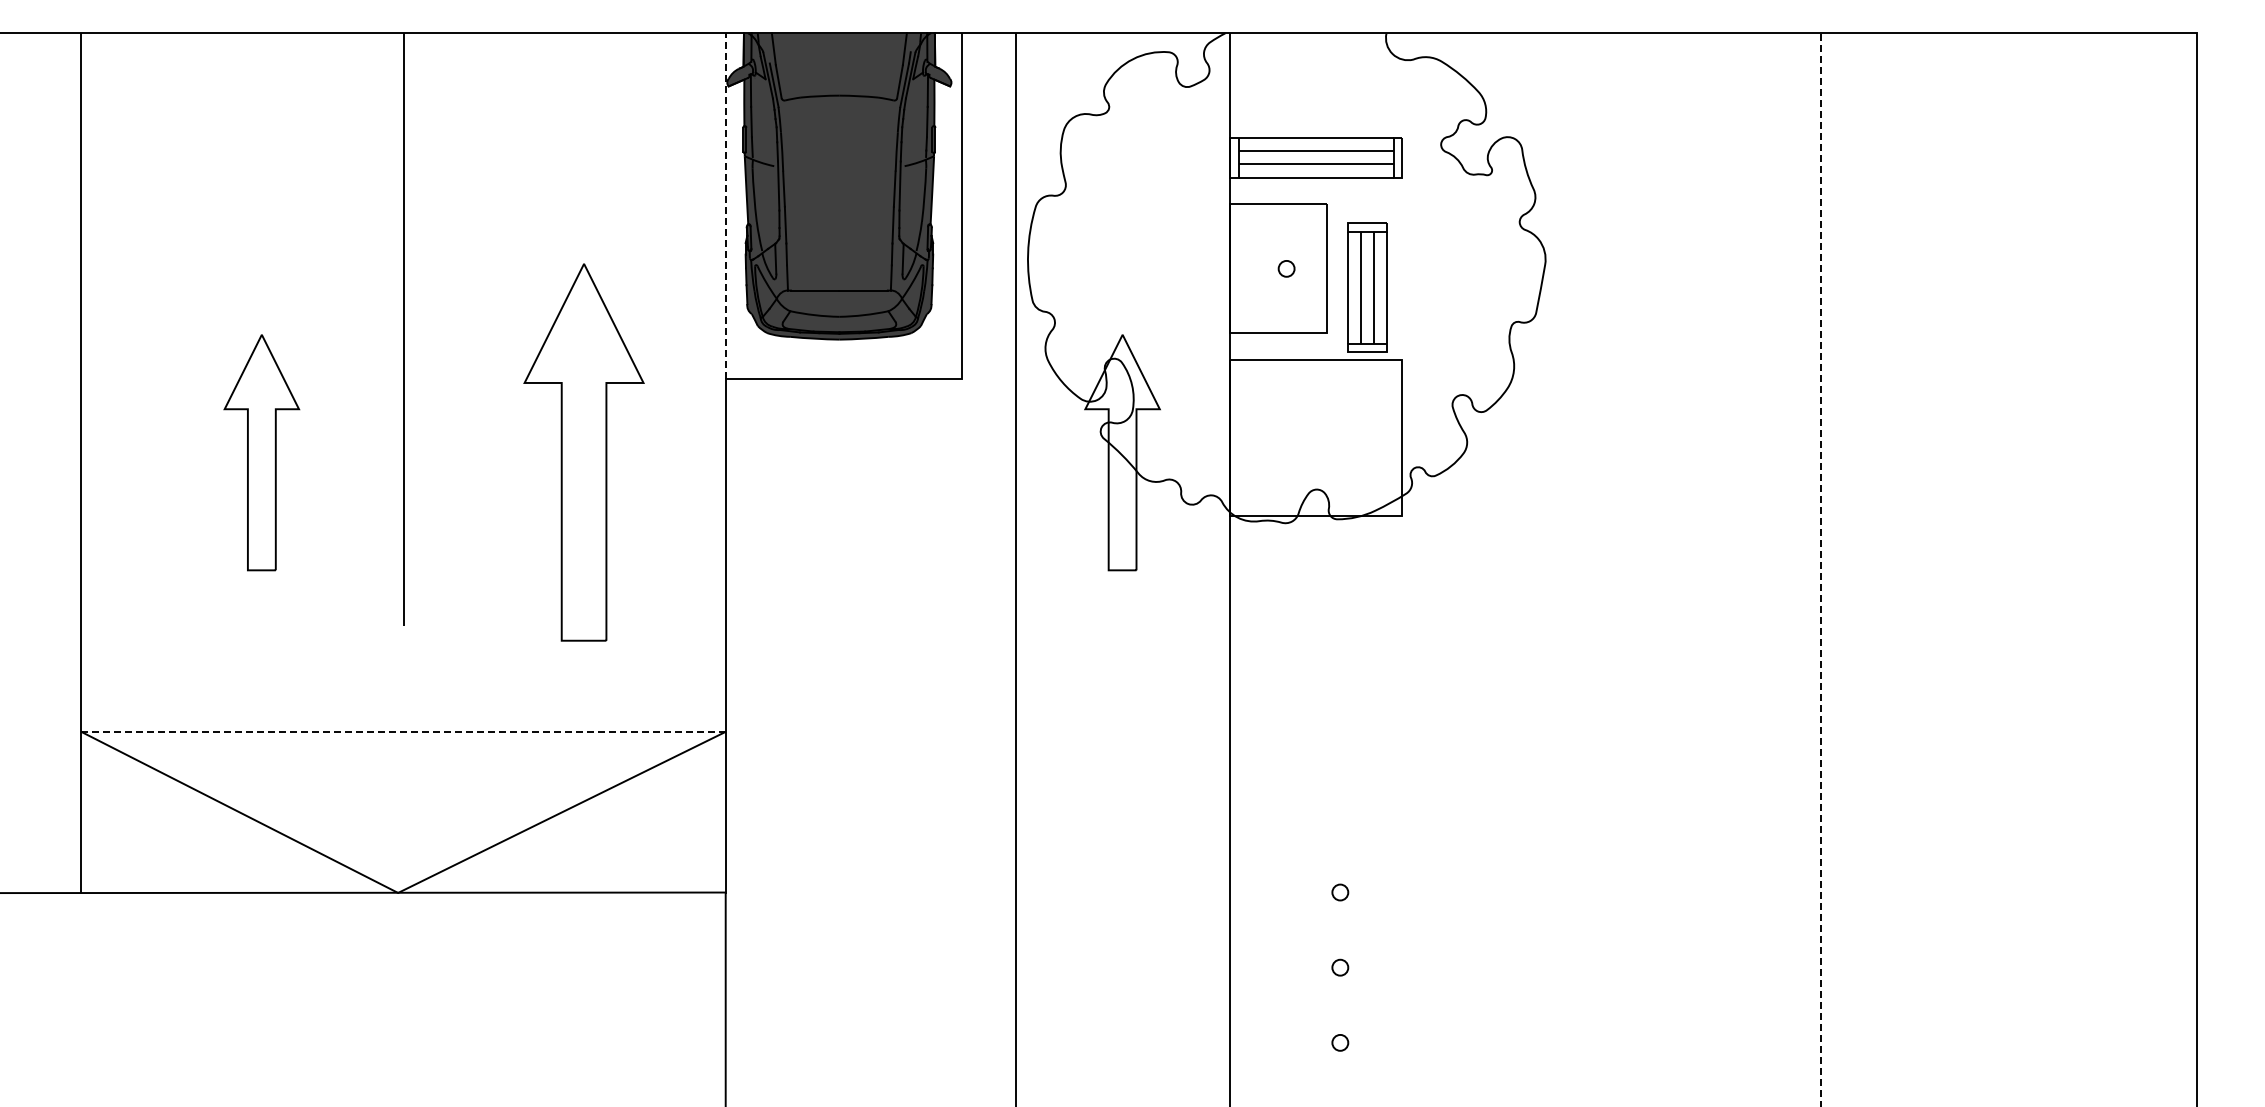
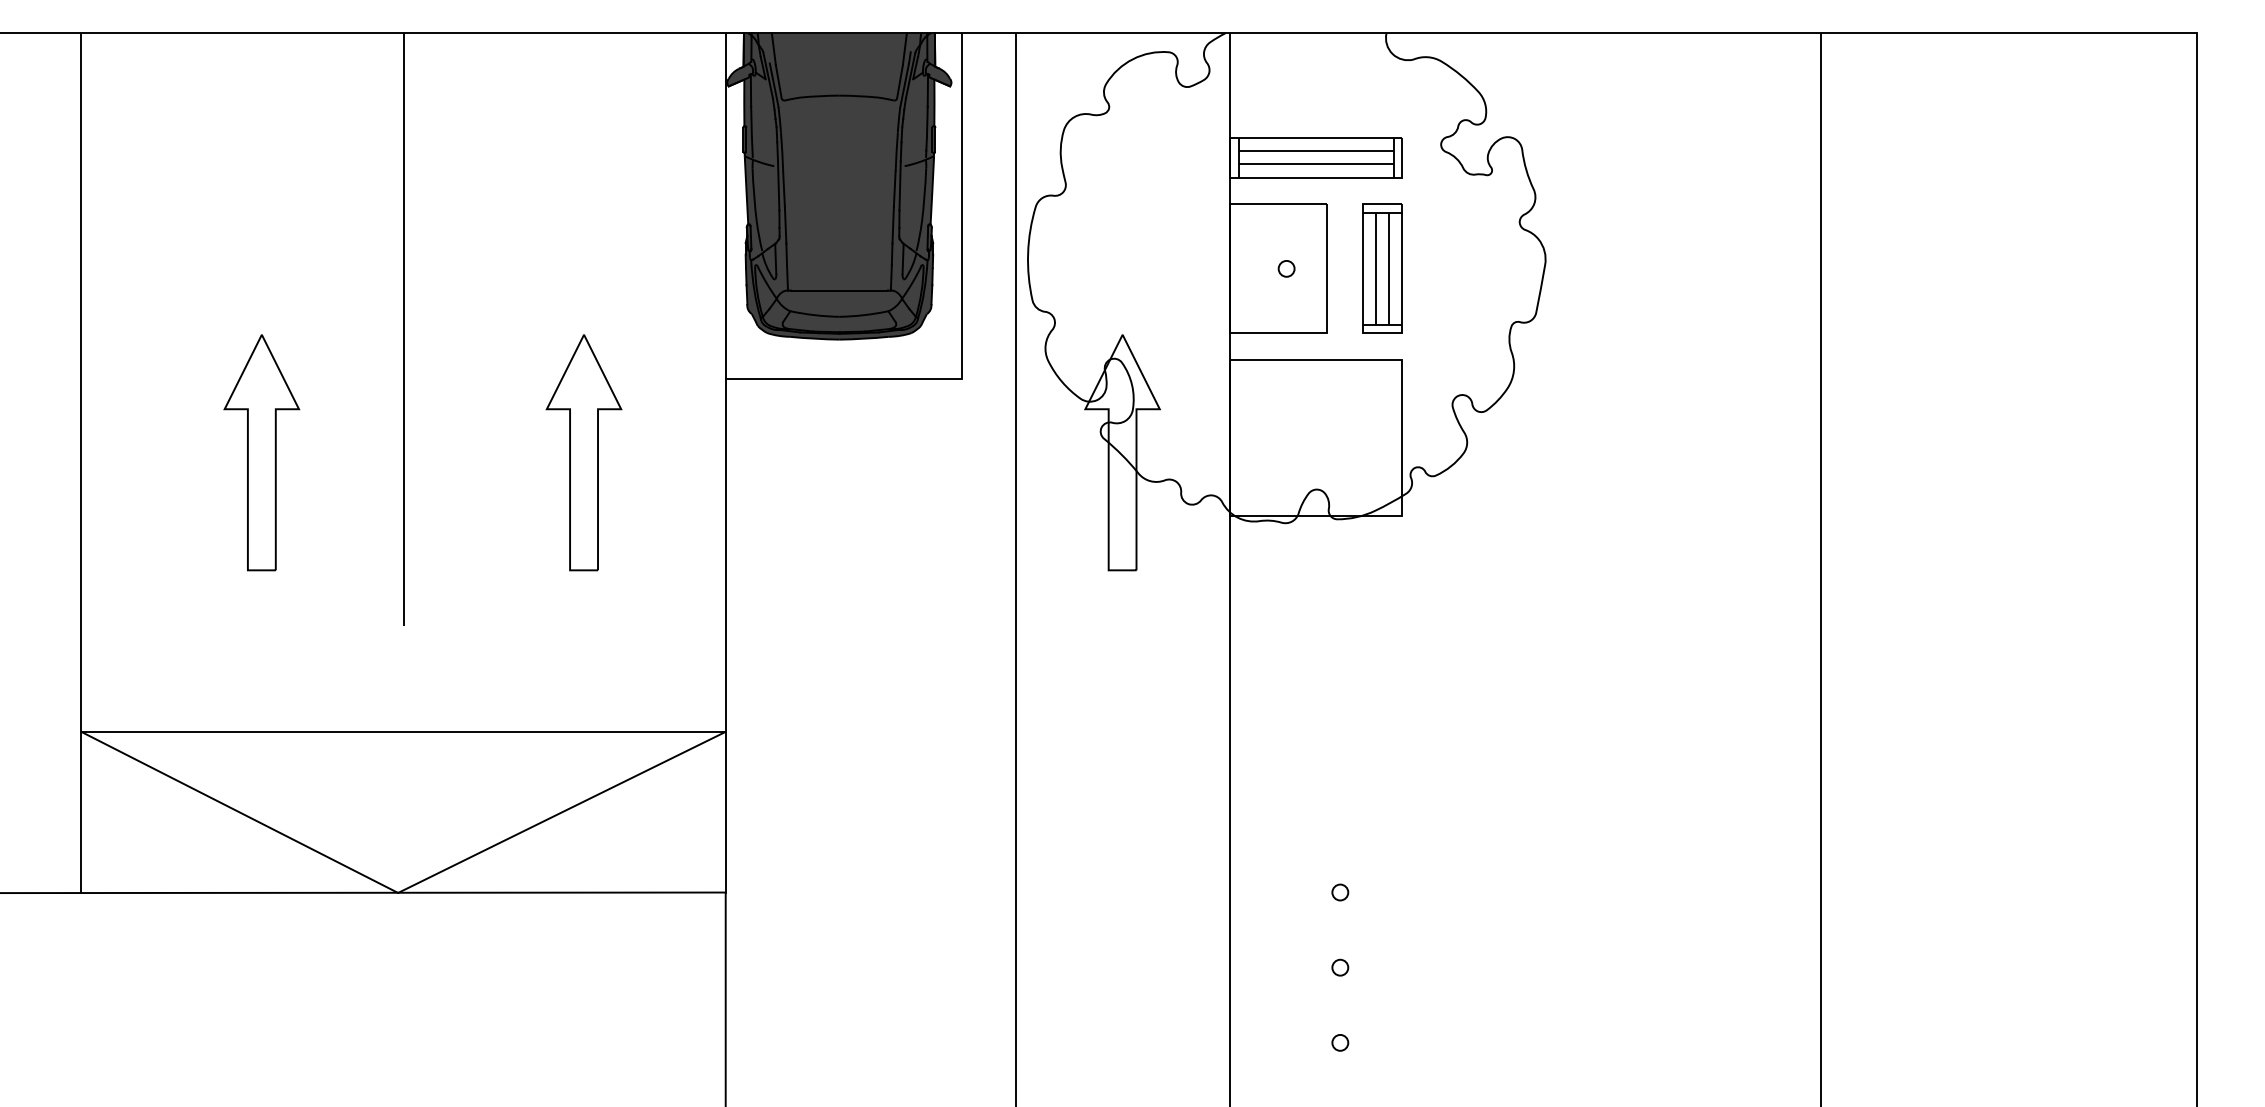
line: dashed -> solid (725, 205)
part position: (1367, 287) -> (1382, 268) (1382, 268)
part size: 122x379 px -> 78x238 px (583, 452)
line: dashed -> solid (1821, 569)
line: dashed -> solid (403, 731)
